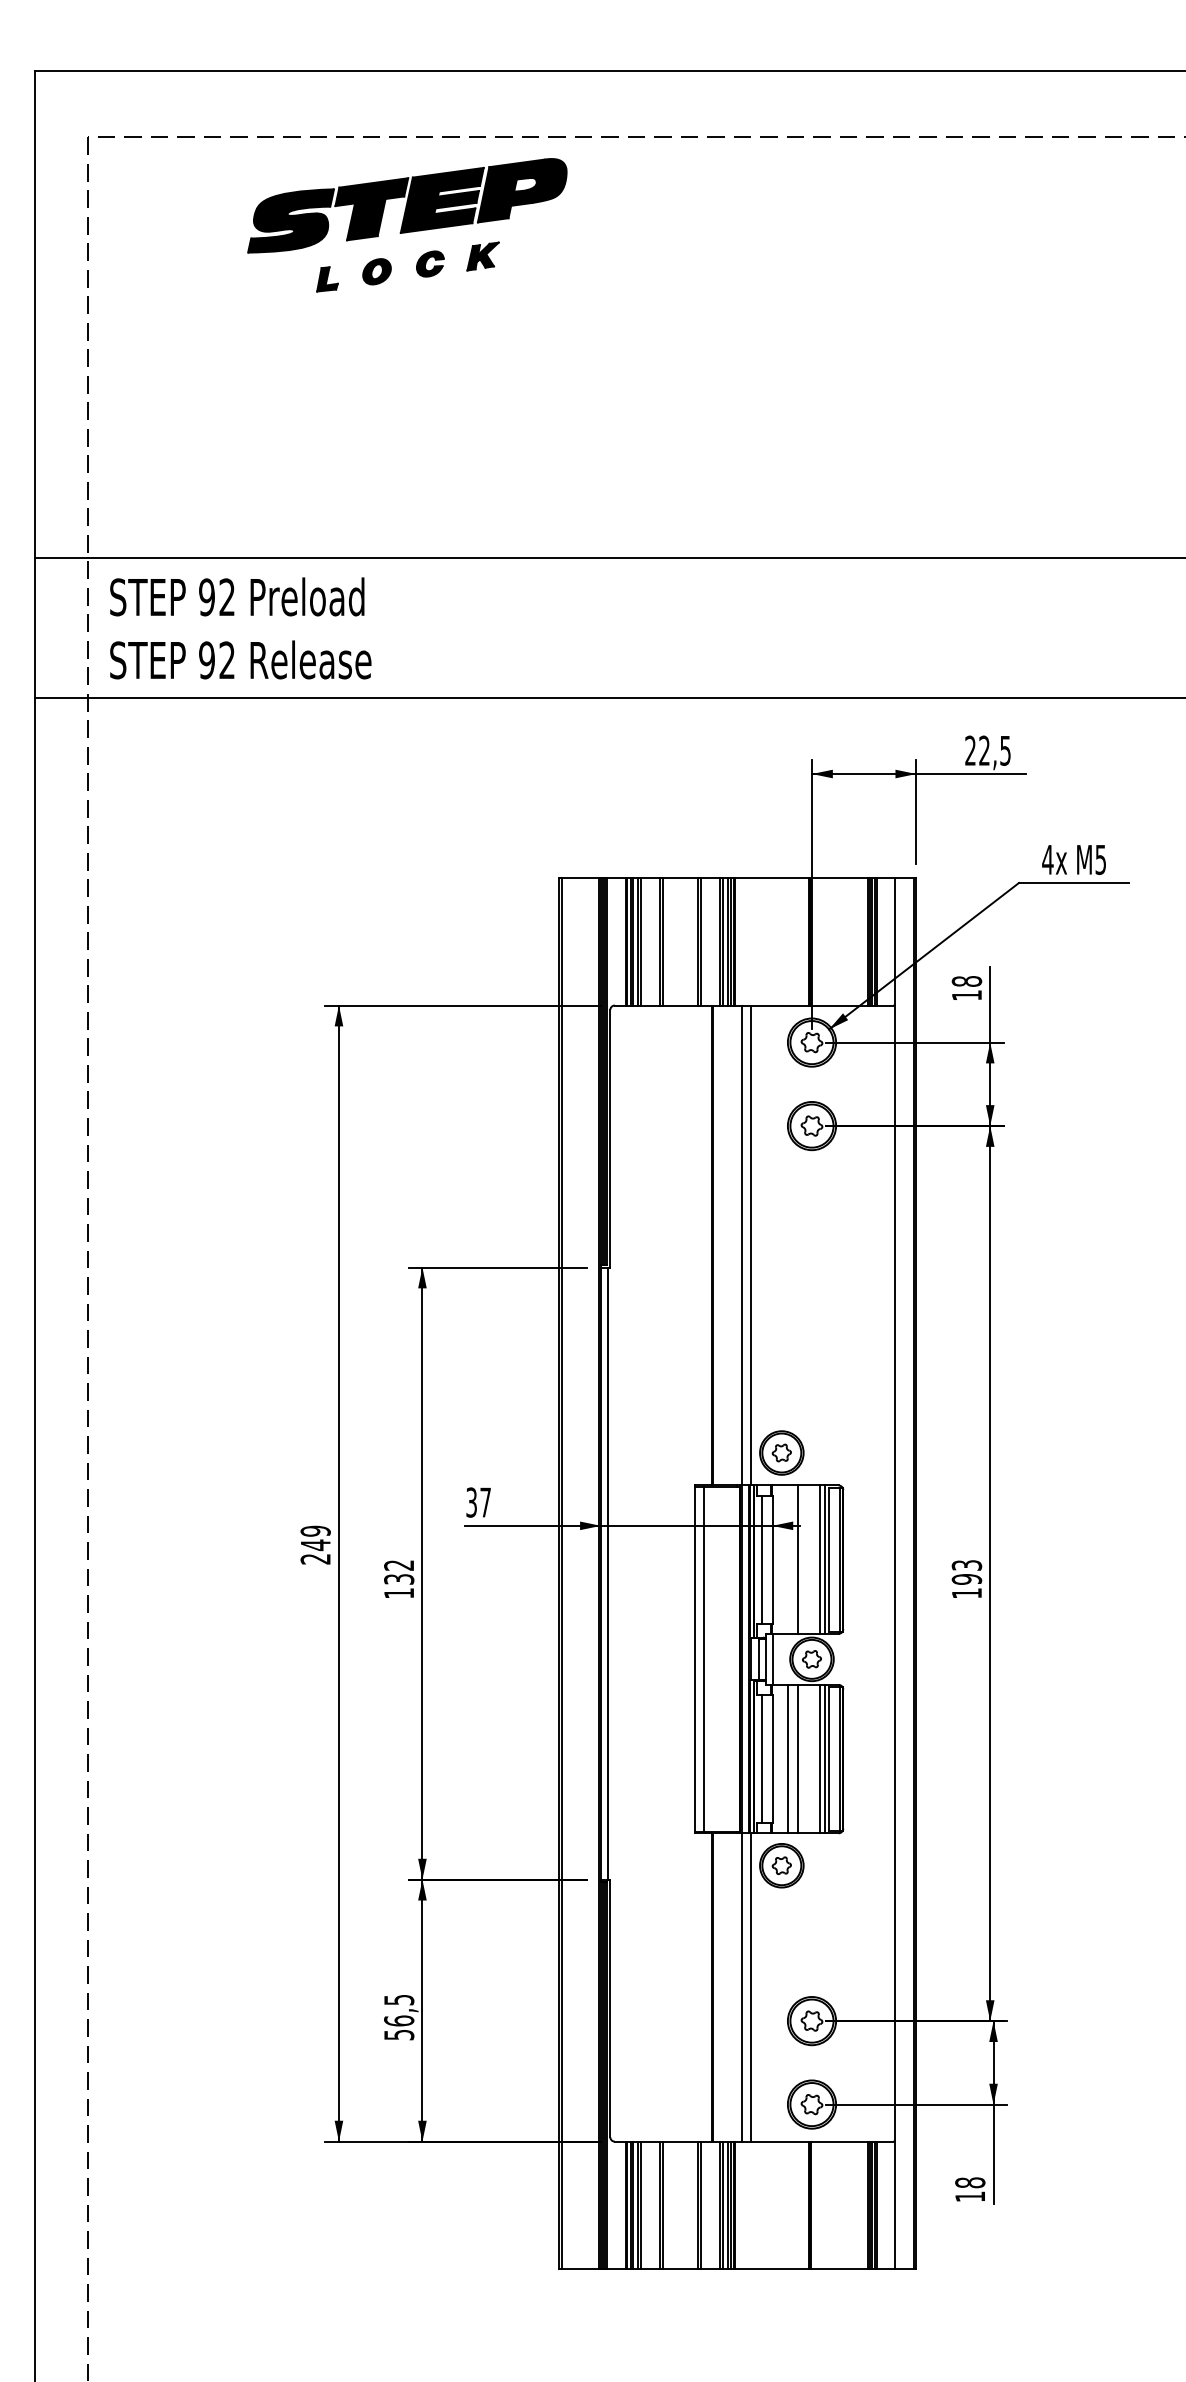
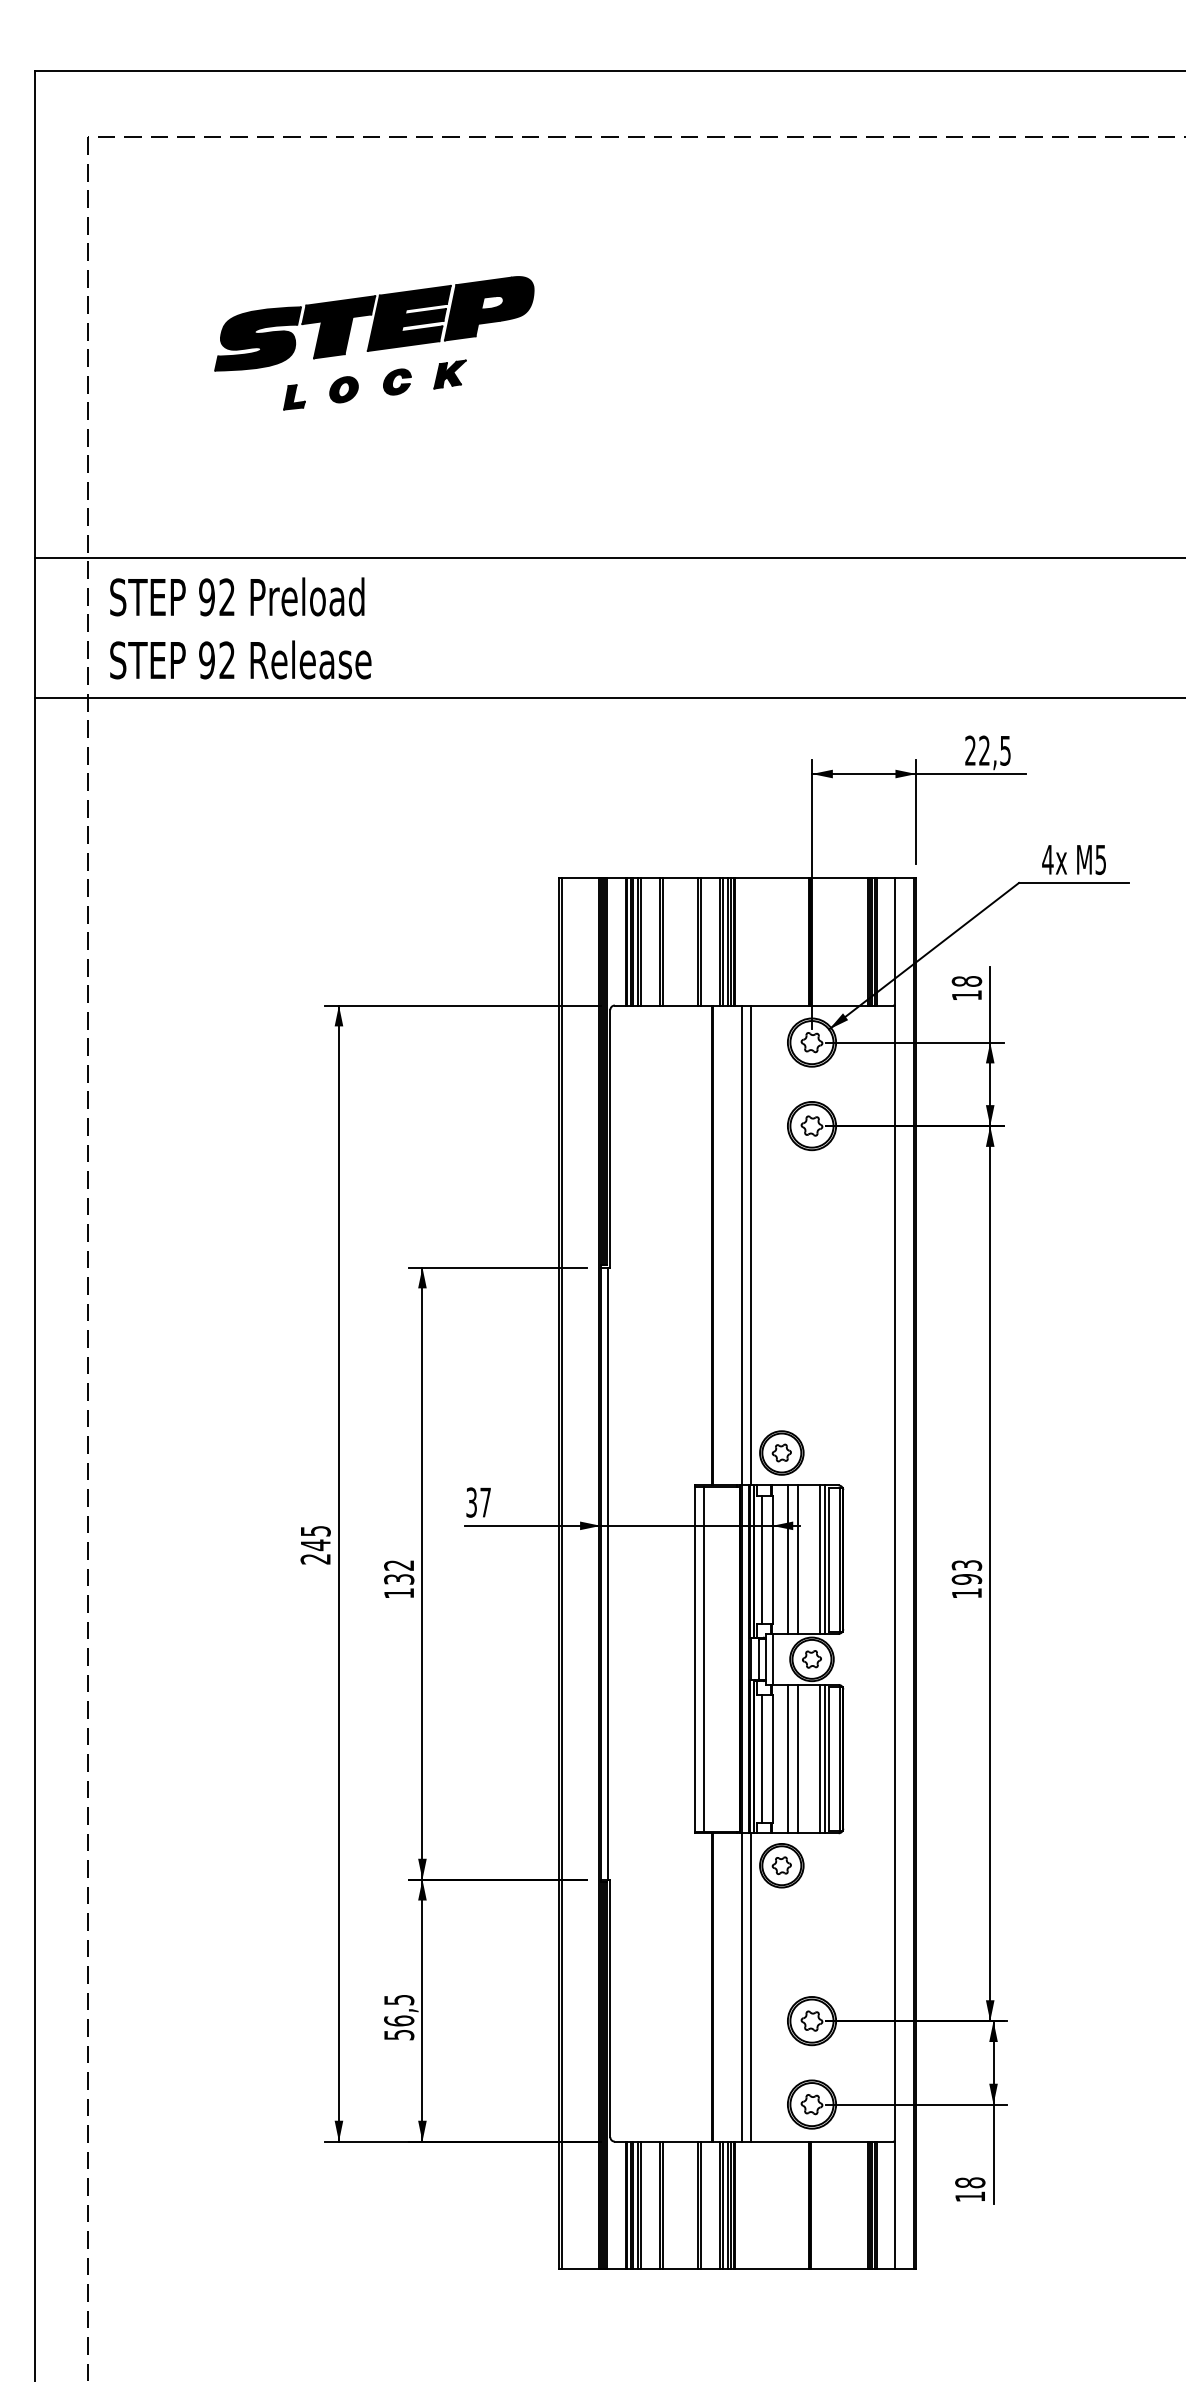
part position: (407, 225) -> (374, 343) (374, 343)
text: 249 -> 245 (315, 1530)
line: none -> present (788, 1559)
